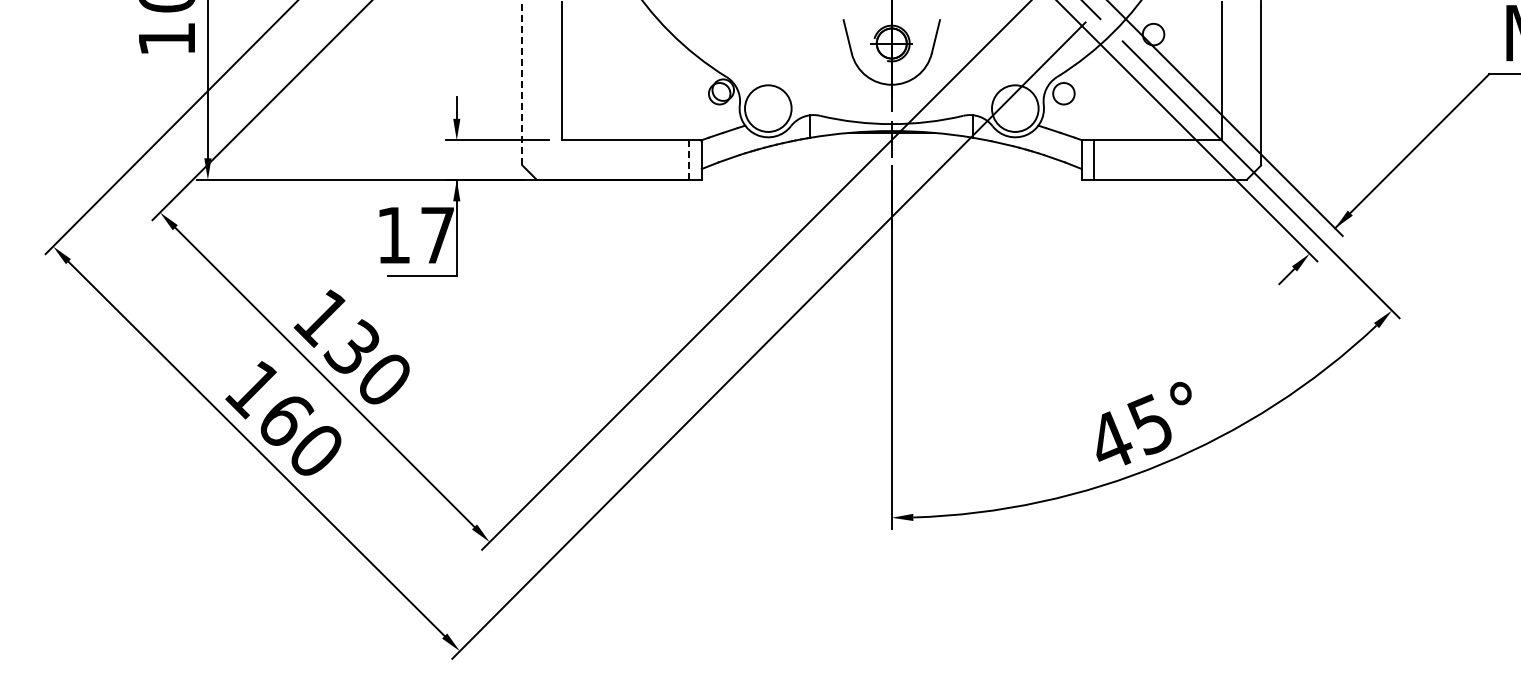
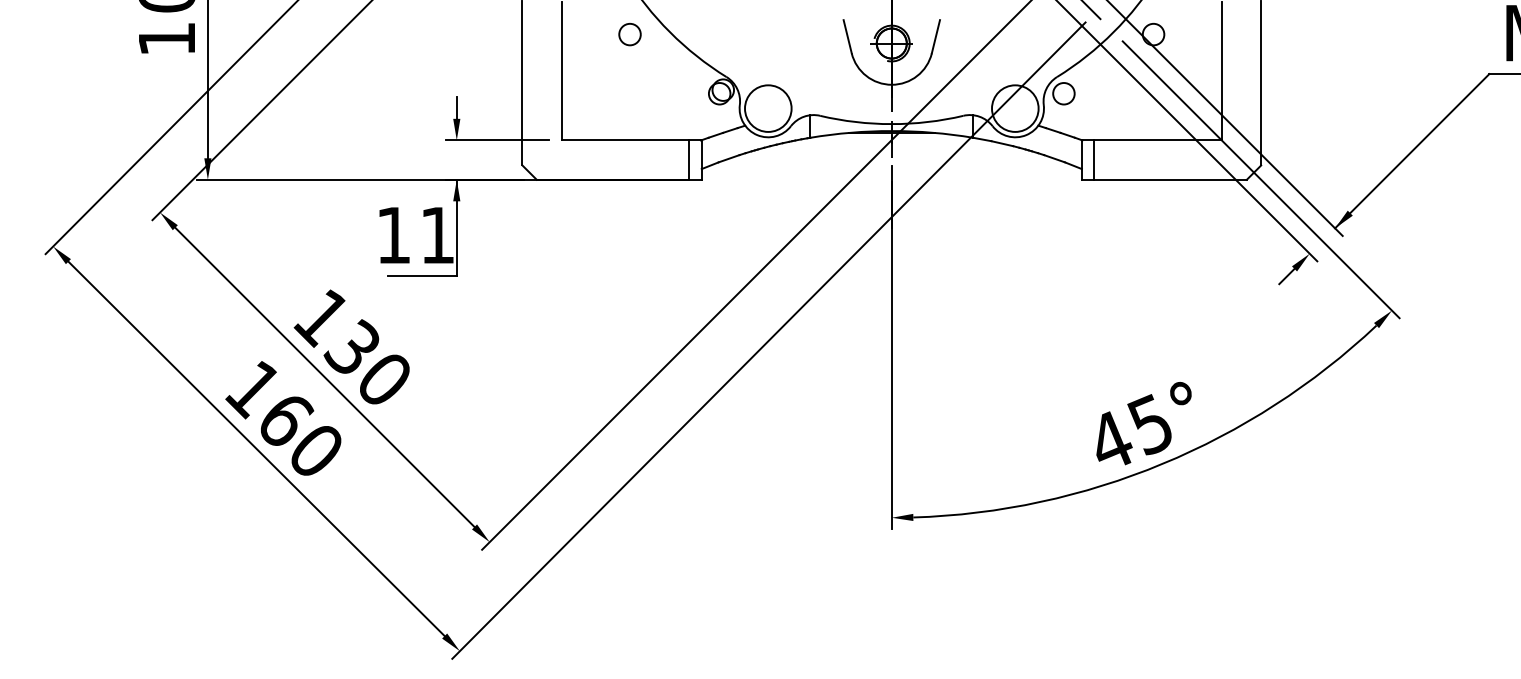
circle: none -> present (629, 34)
line: dashed -> solid (522, 82)
line: dashed -> solid (689, 160)
text: 17 -> 11 (437, 235)
